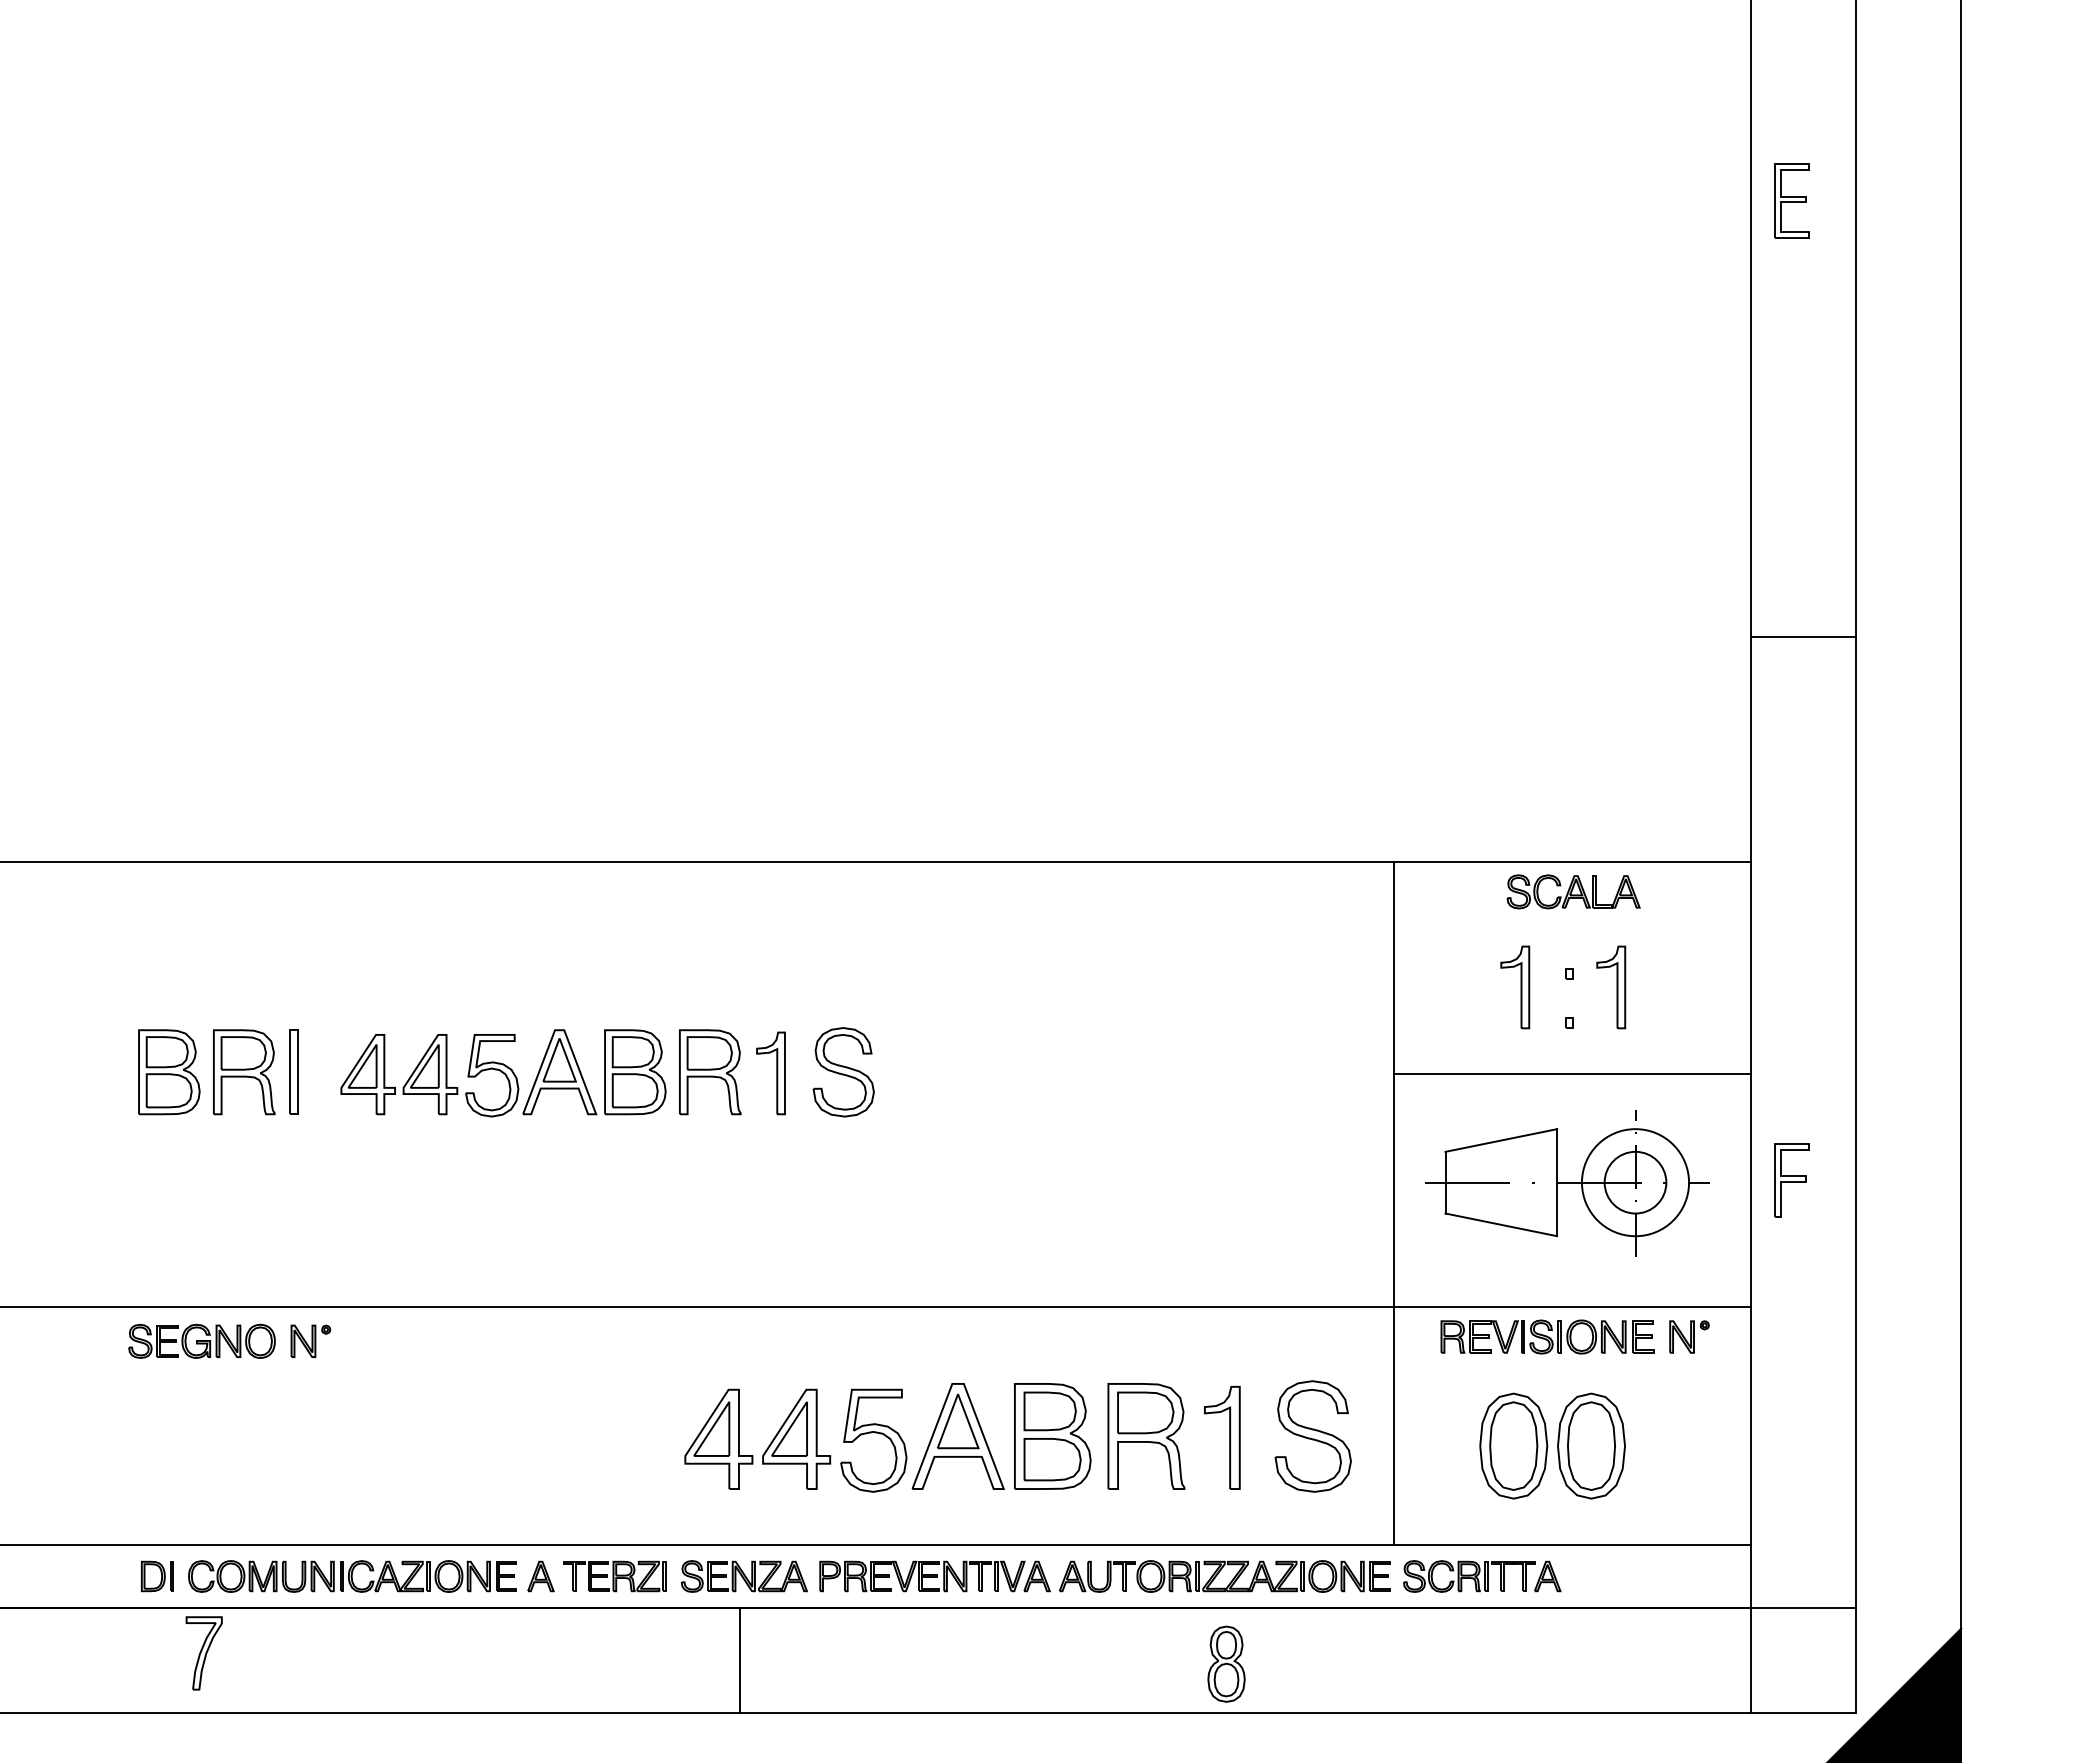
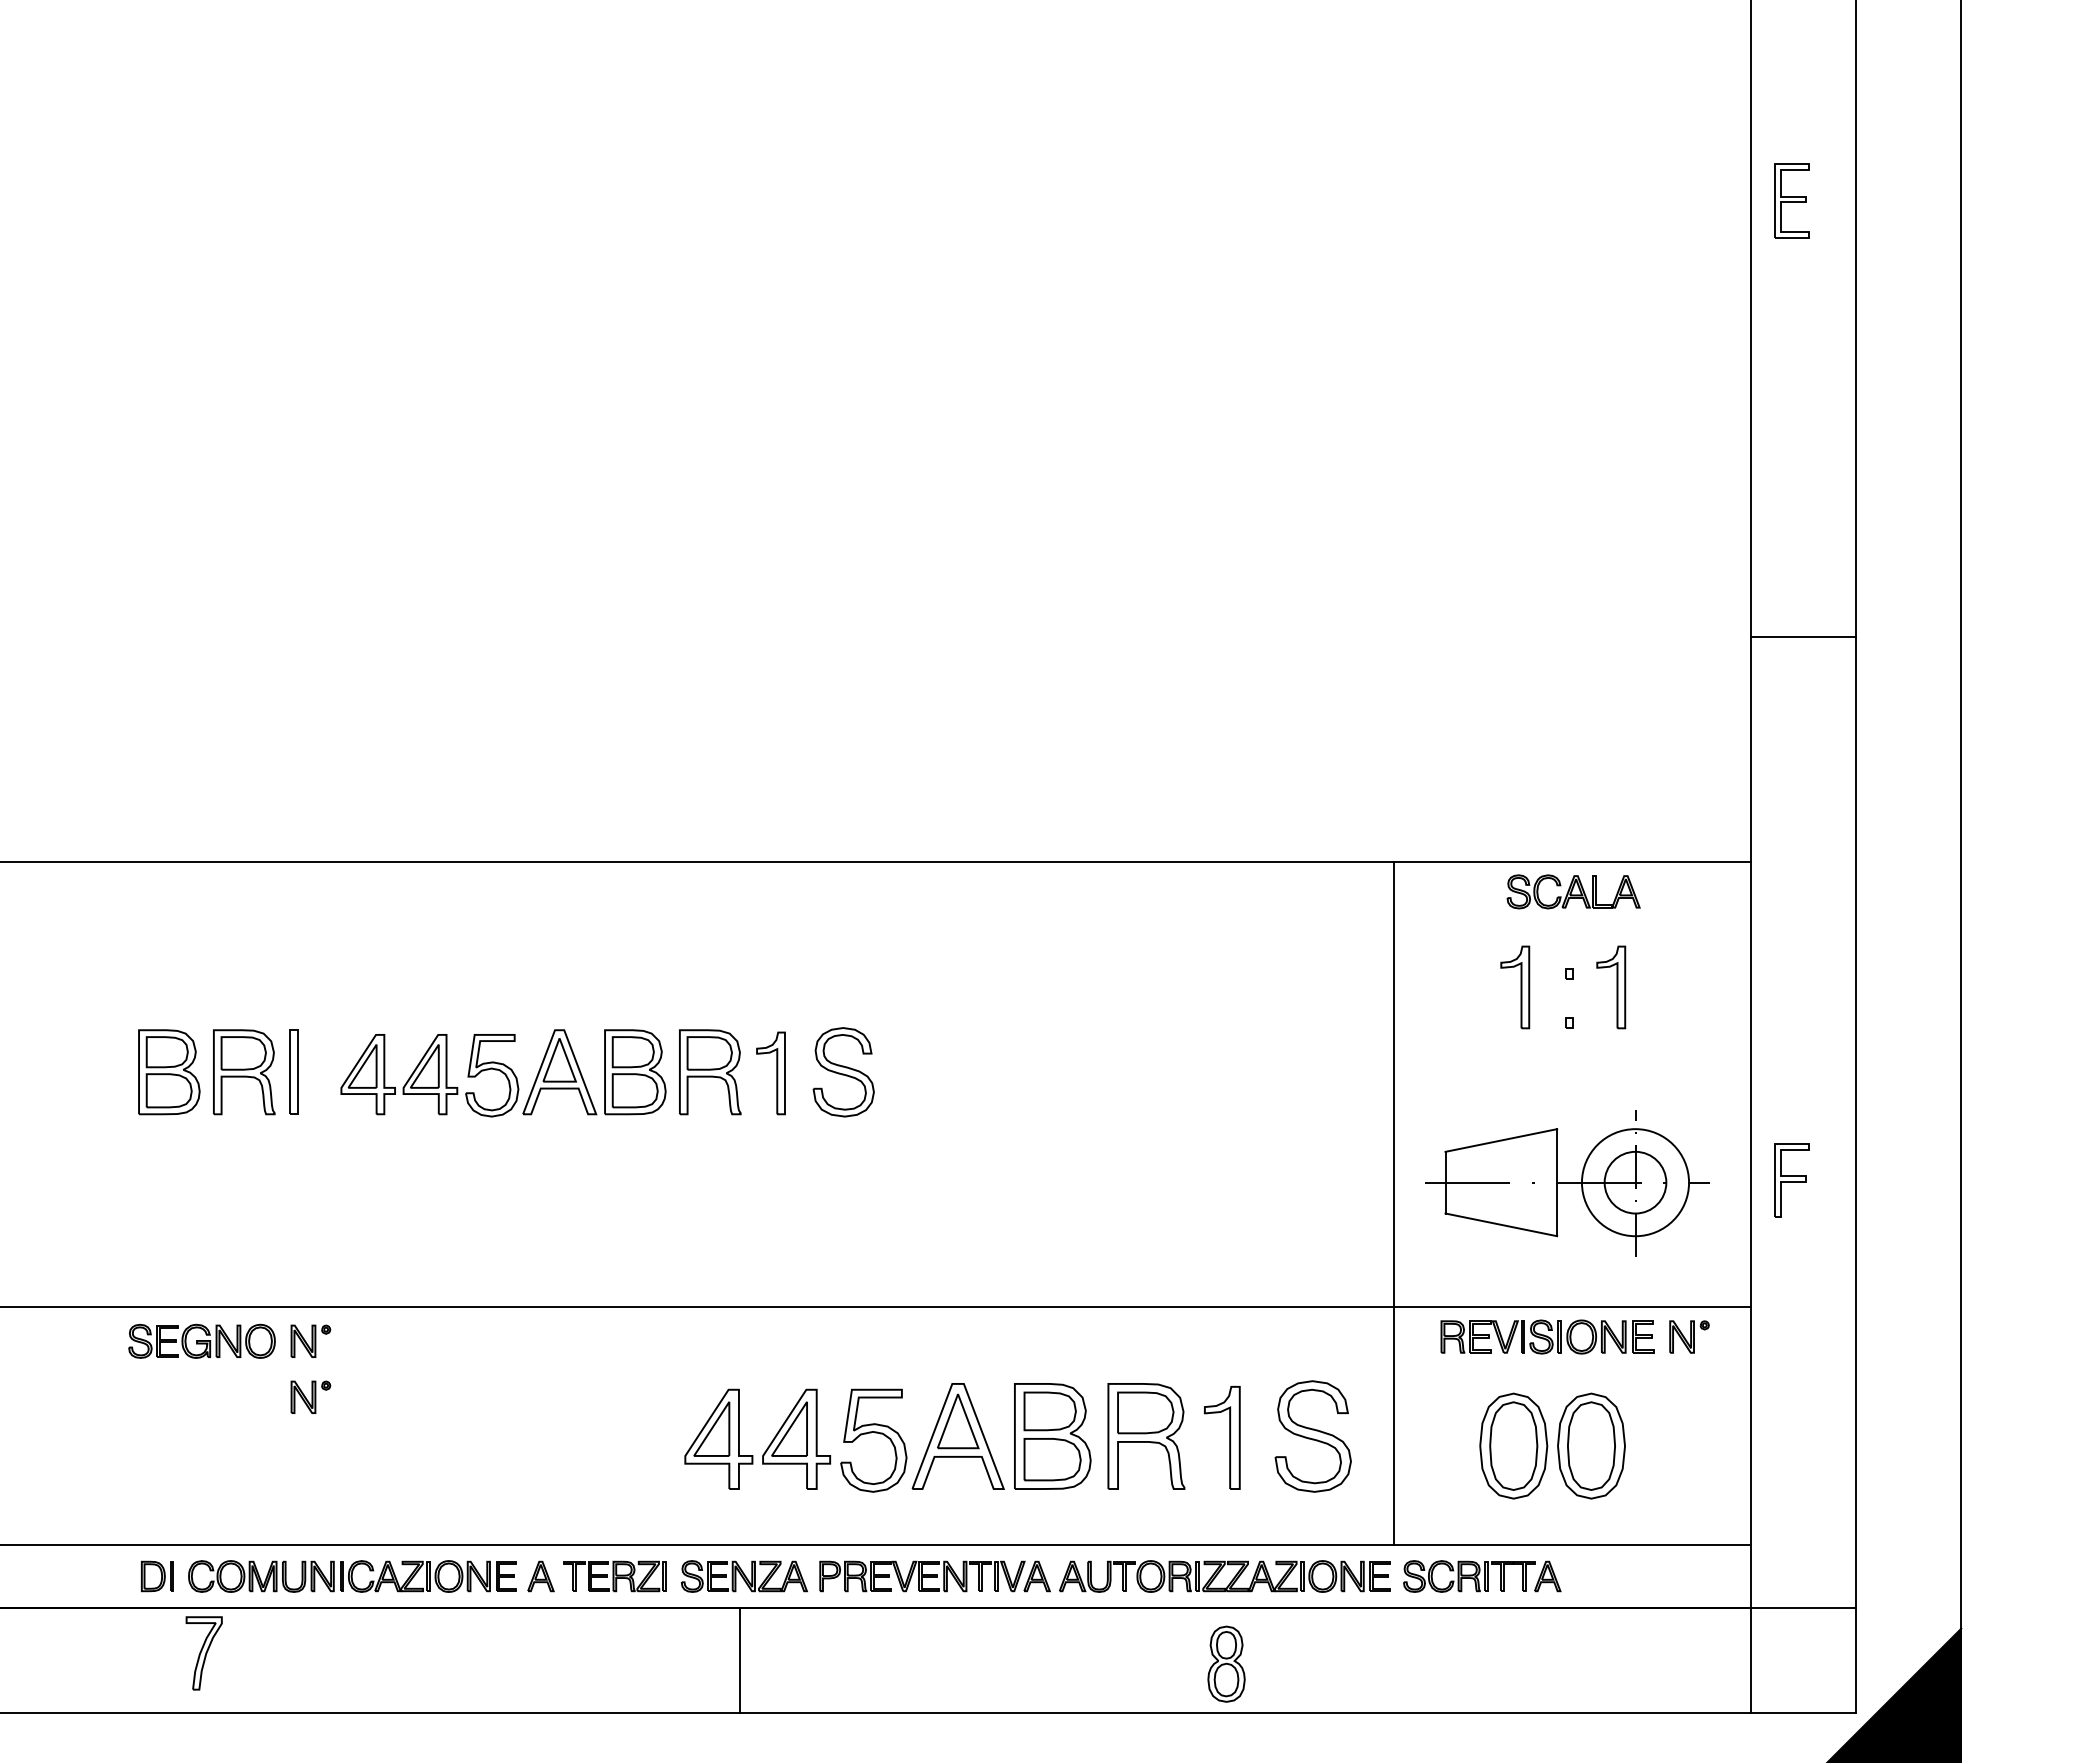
line: present -> none (1572, 1074)
part: none -> present (310, 1396)
